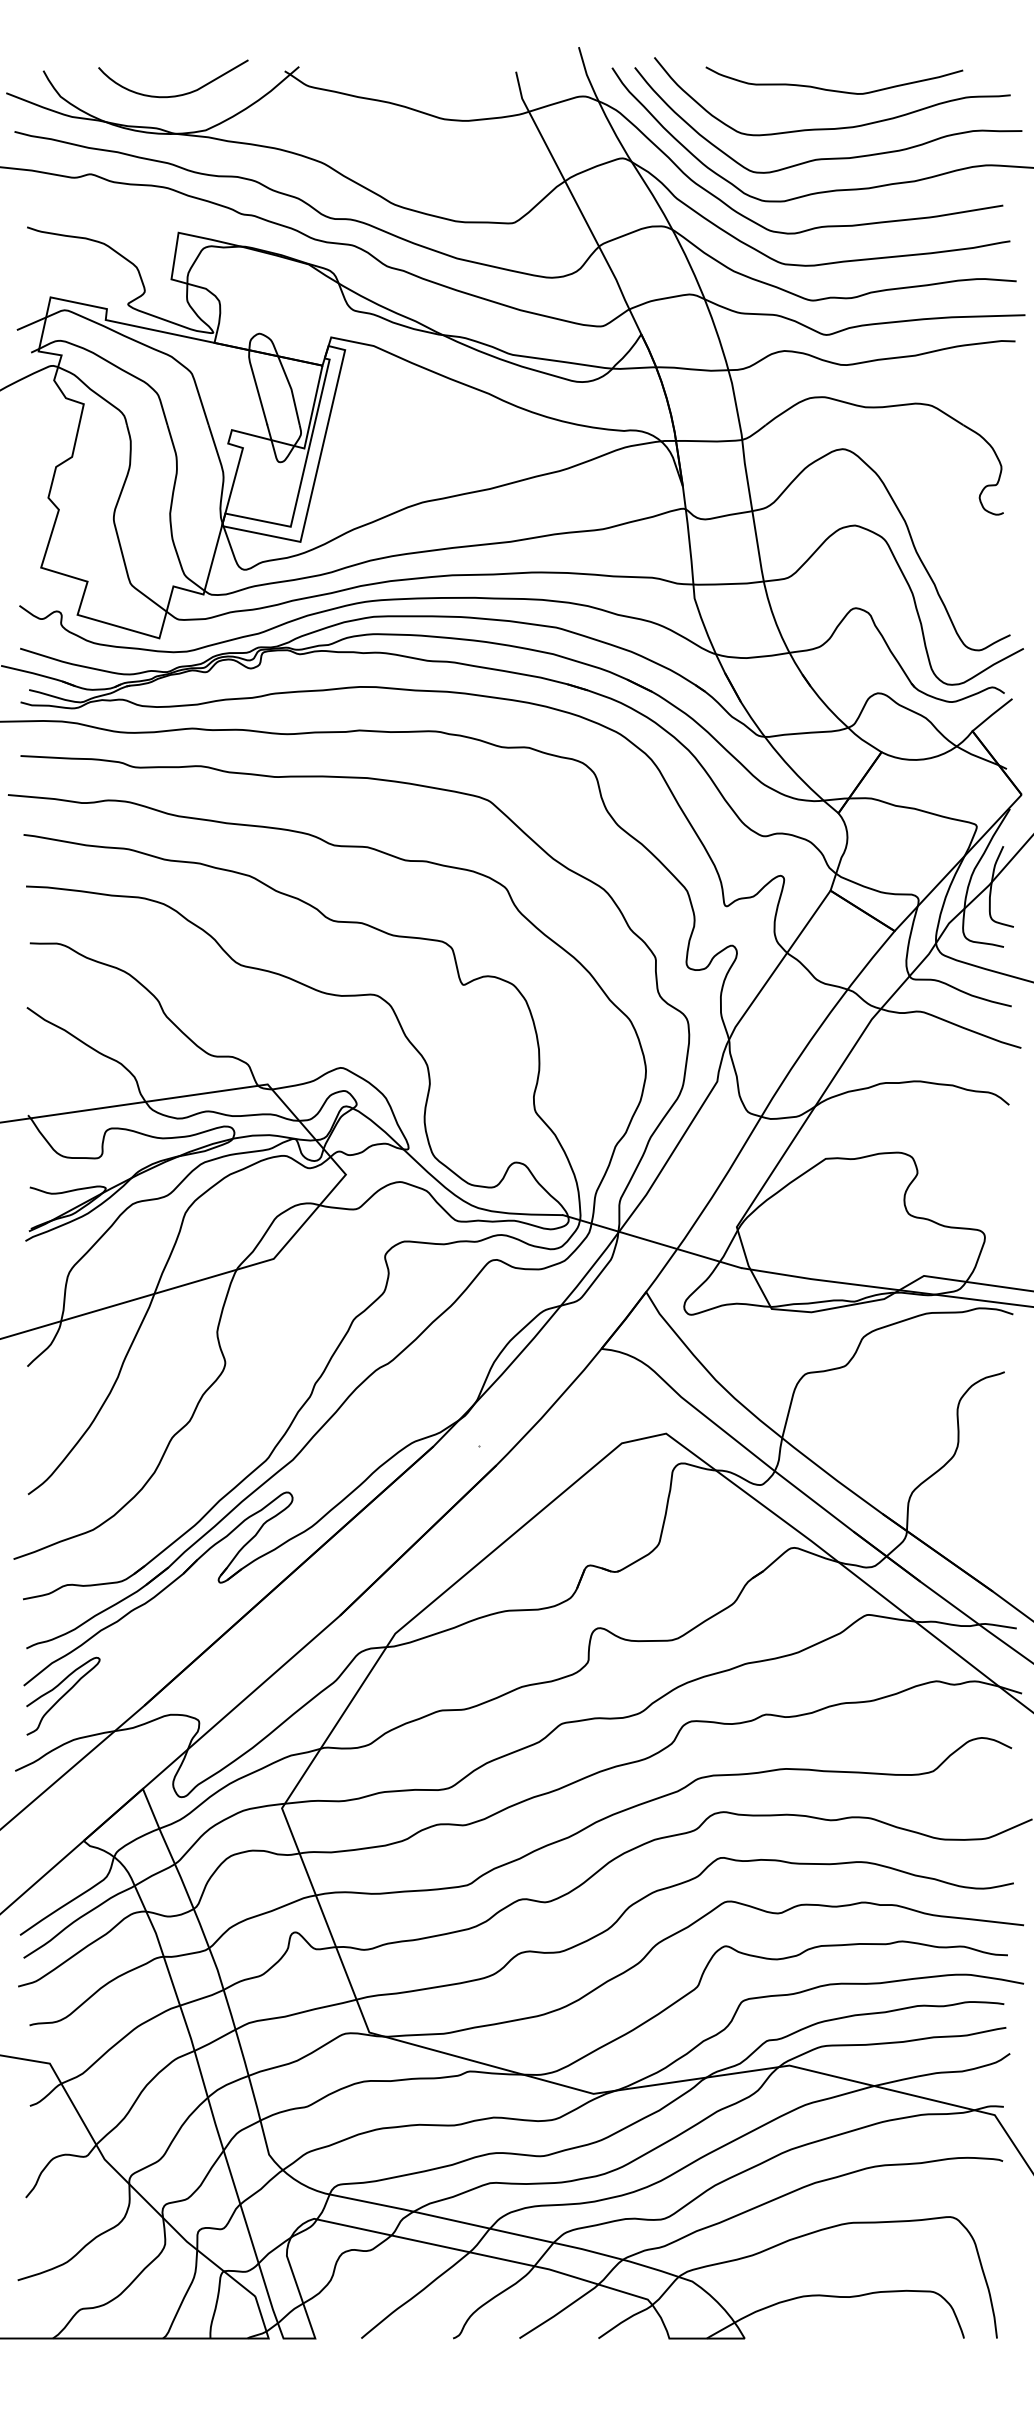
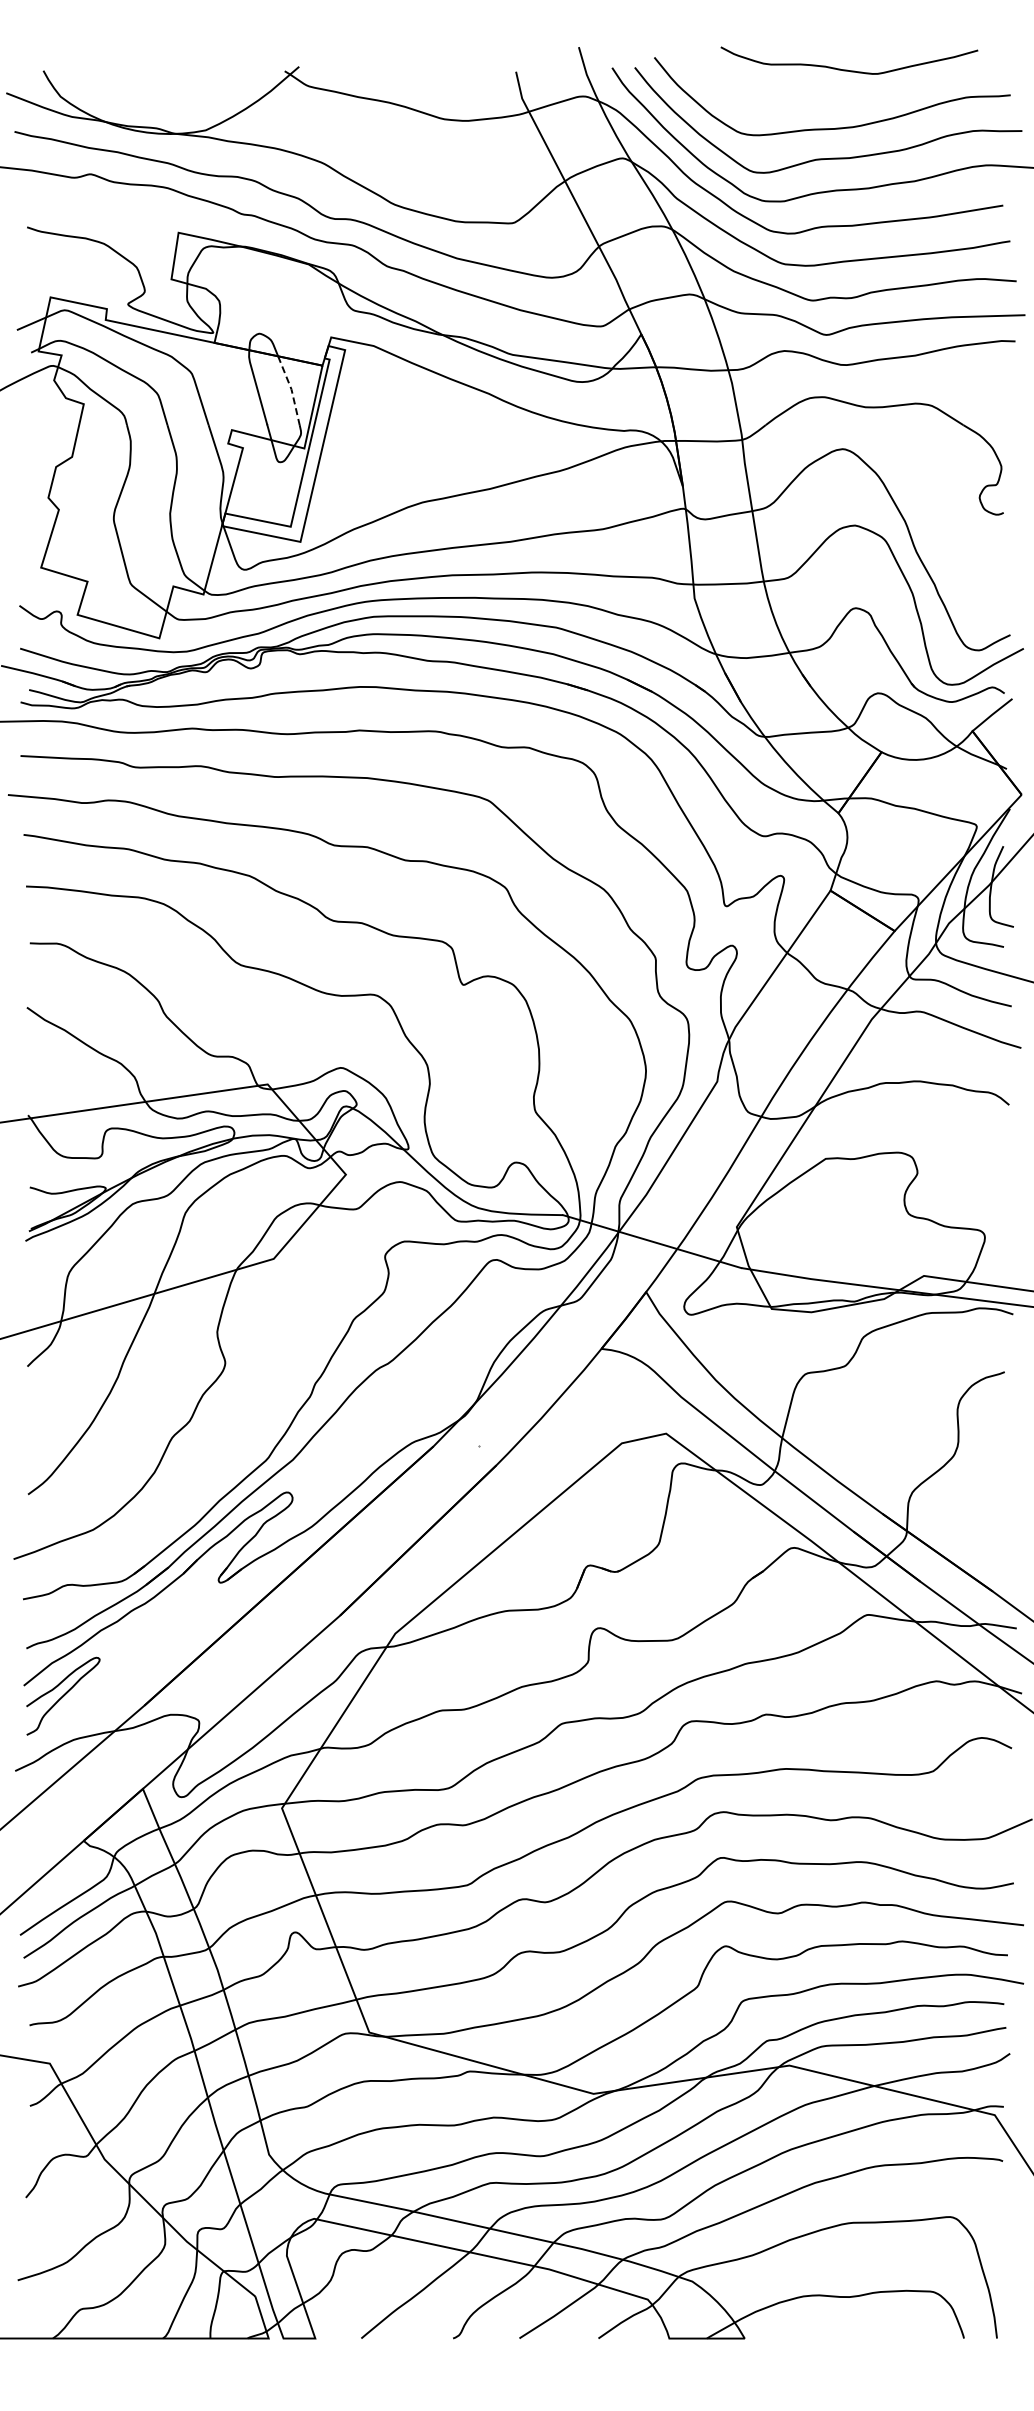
curve position: (832, 89) -> (847, 69) (847, 69)
curve: present -> none (178, 94)
line: solid -> dashed (291, 389)
